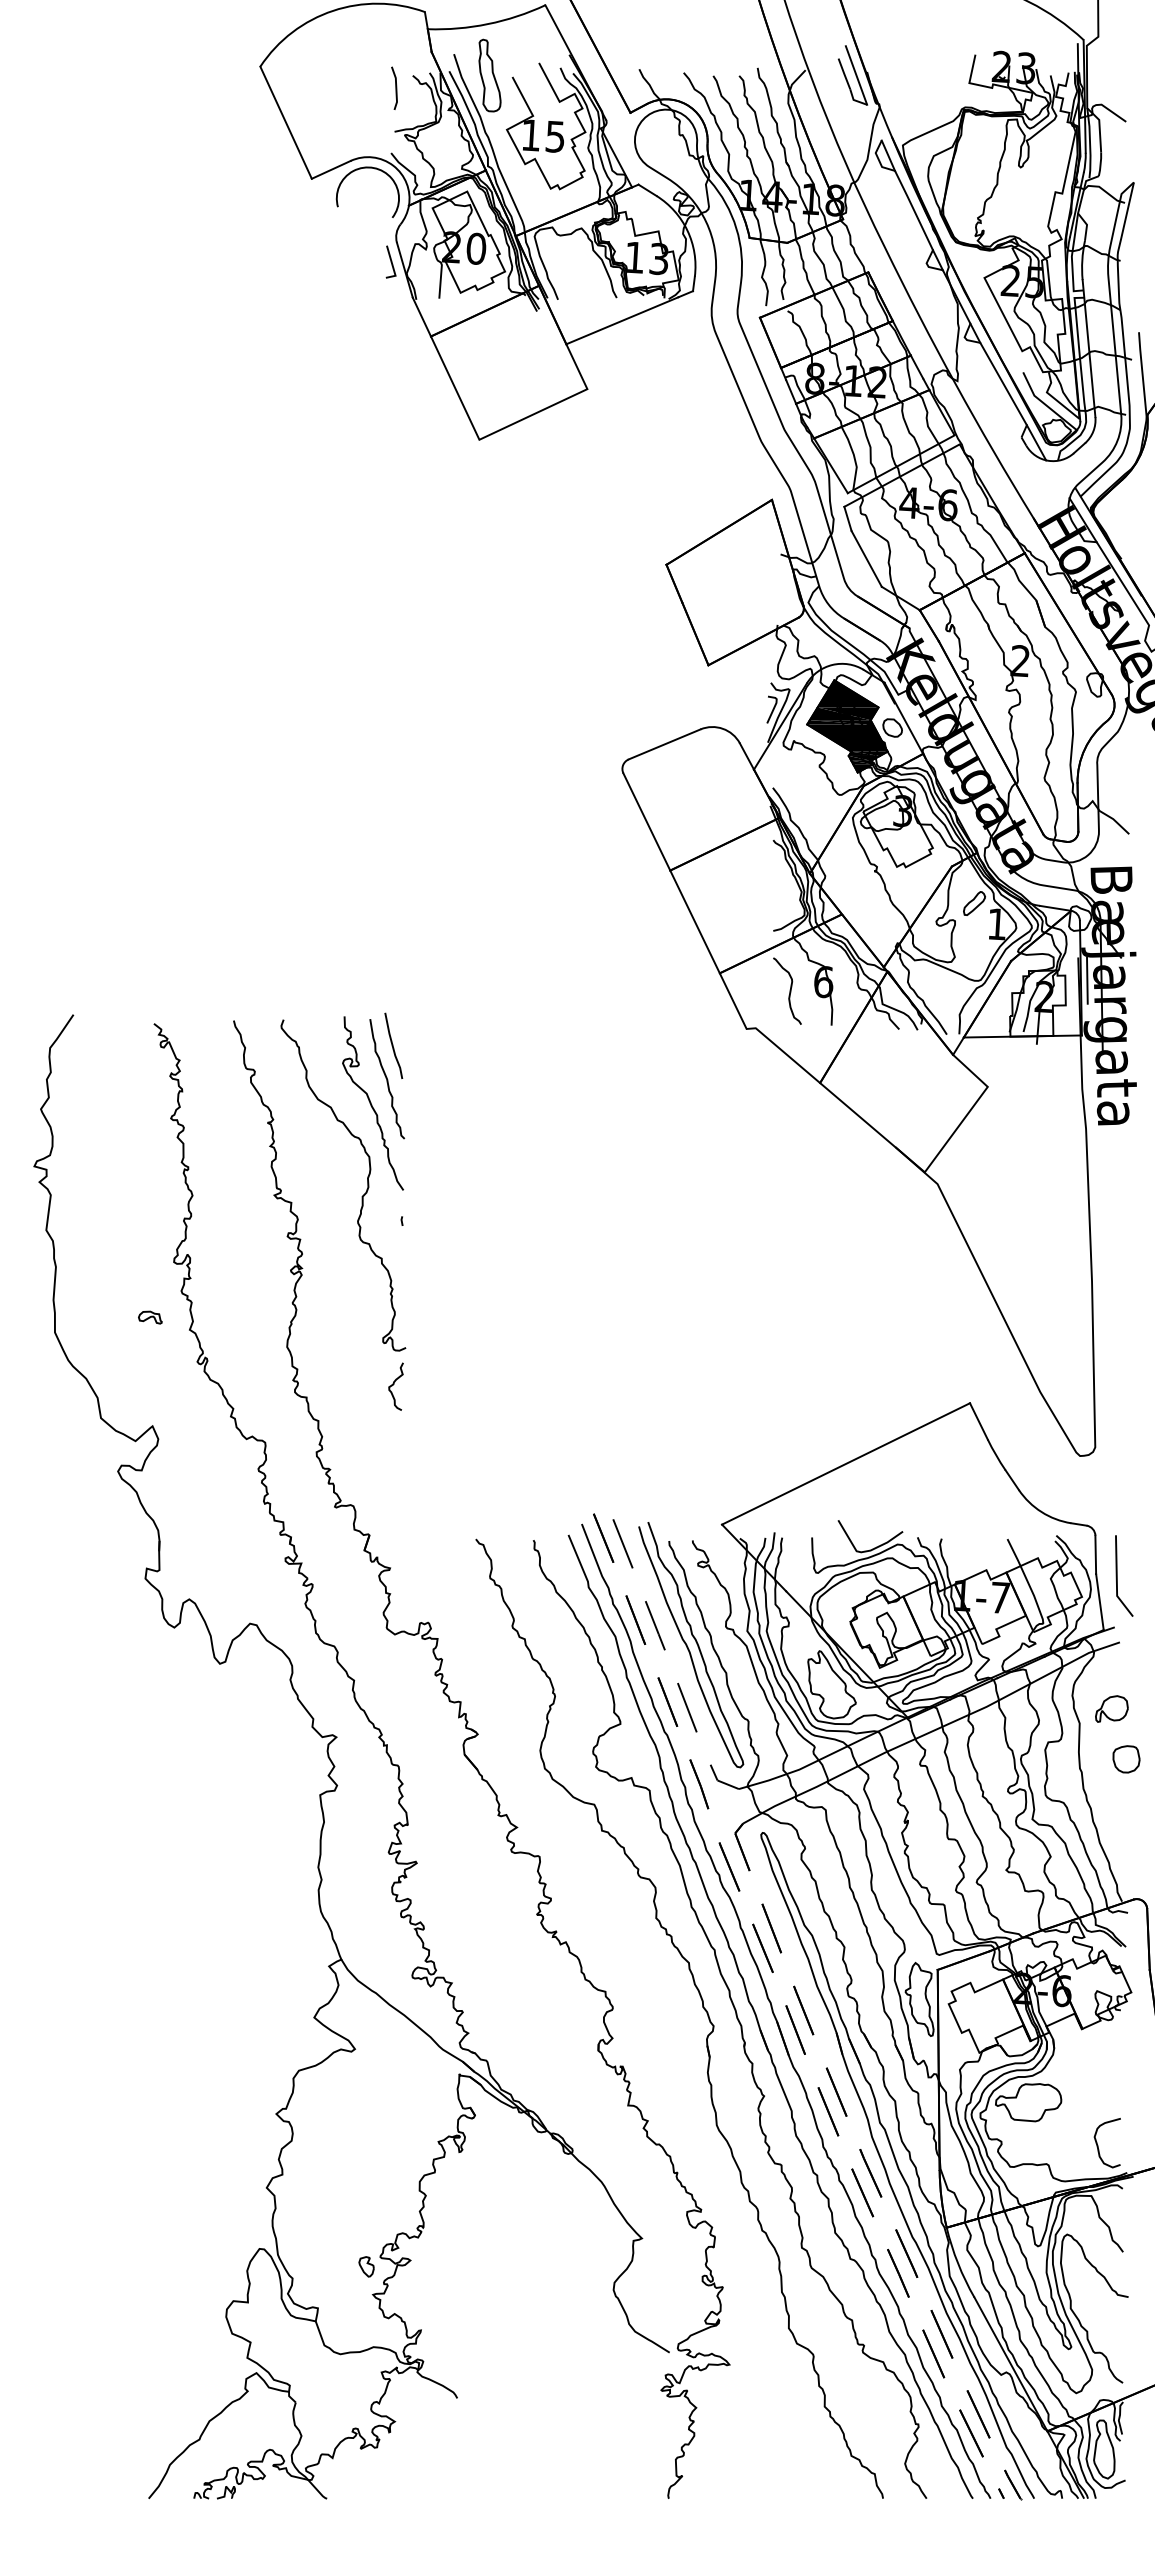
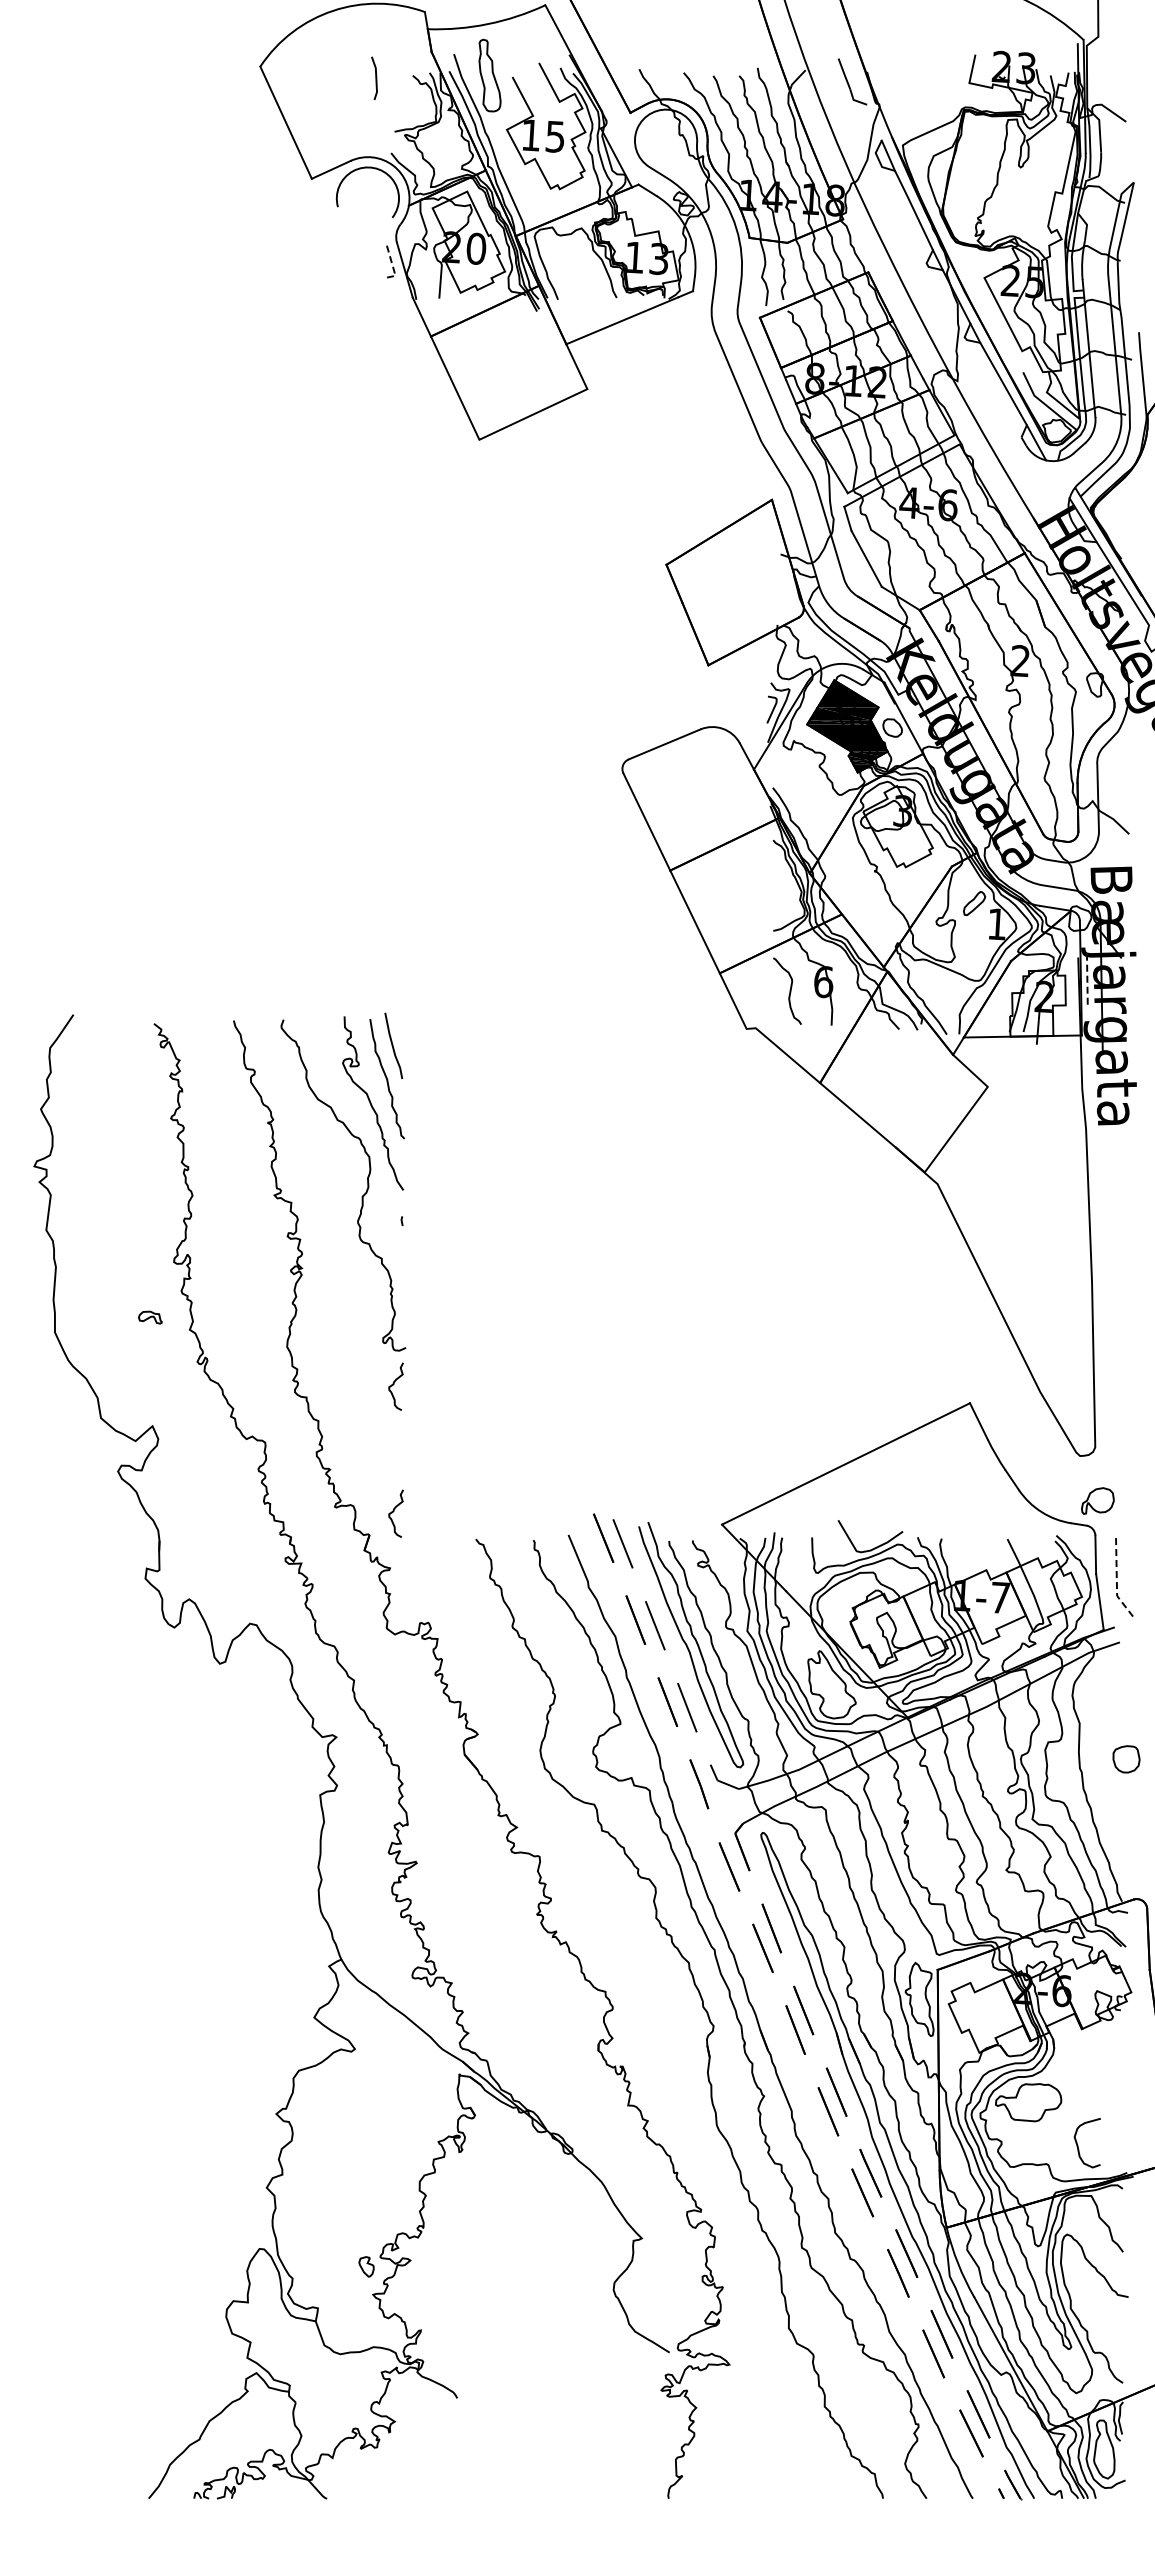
line: present -> none (856, 75)
line position: (395, 87) -> (375, 77) (375, 77)
line: solid -> dashed (392, 266)
line: solid -> dashed (1087, 980)
curve: none -> present (394, 1511)
line: solid -> dashed (1116, 1579)
part position: (1111, 1708) -> (1097, 1500) (1097, 1500)
part: present -> none (775, 2015)
curve position: (1098, 2145) -> (1078, 2145) (1078, 2145)
